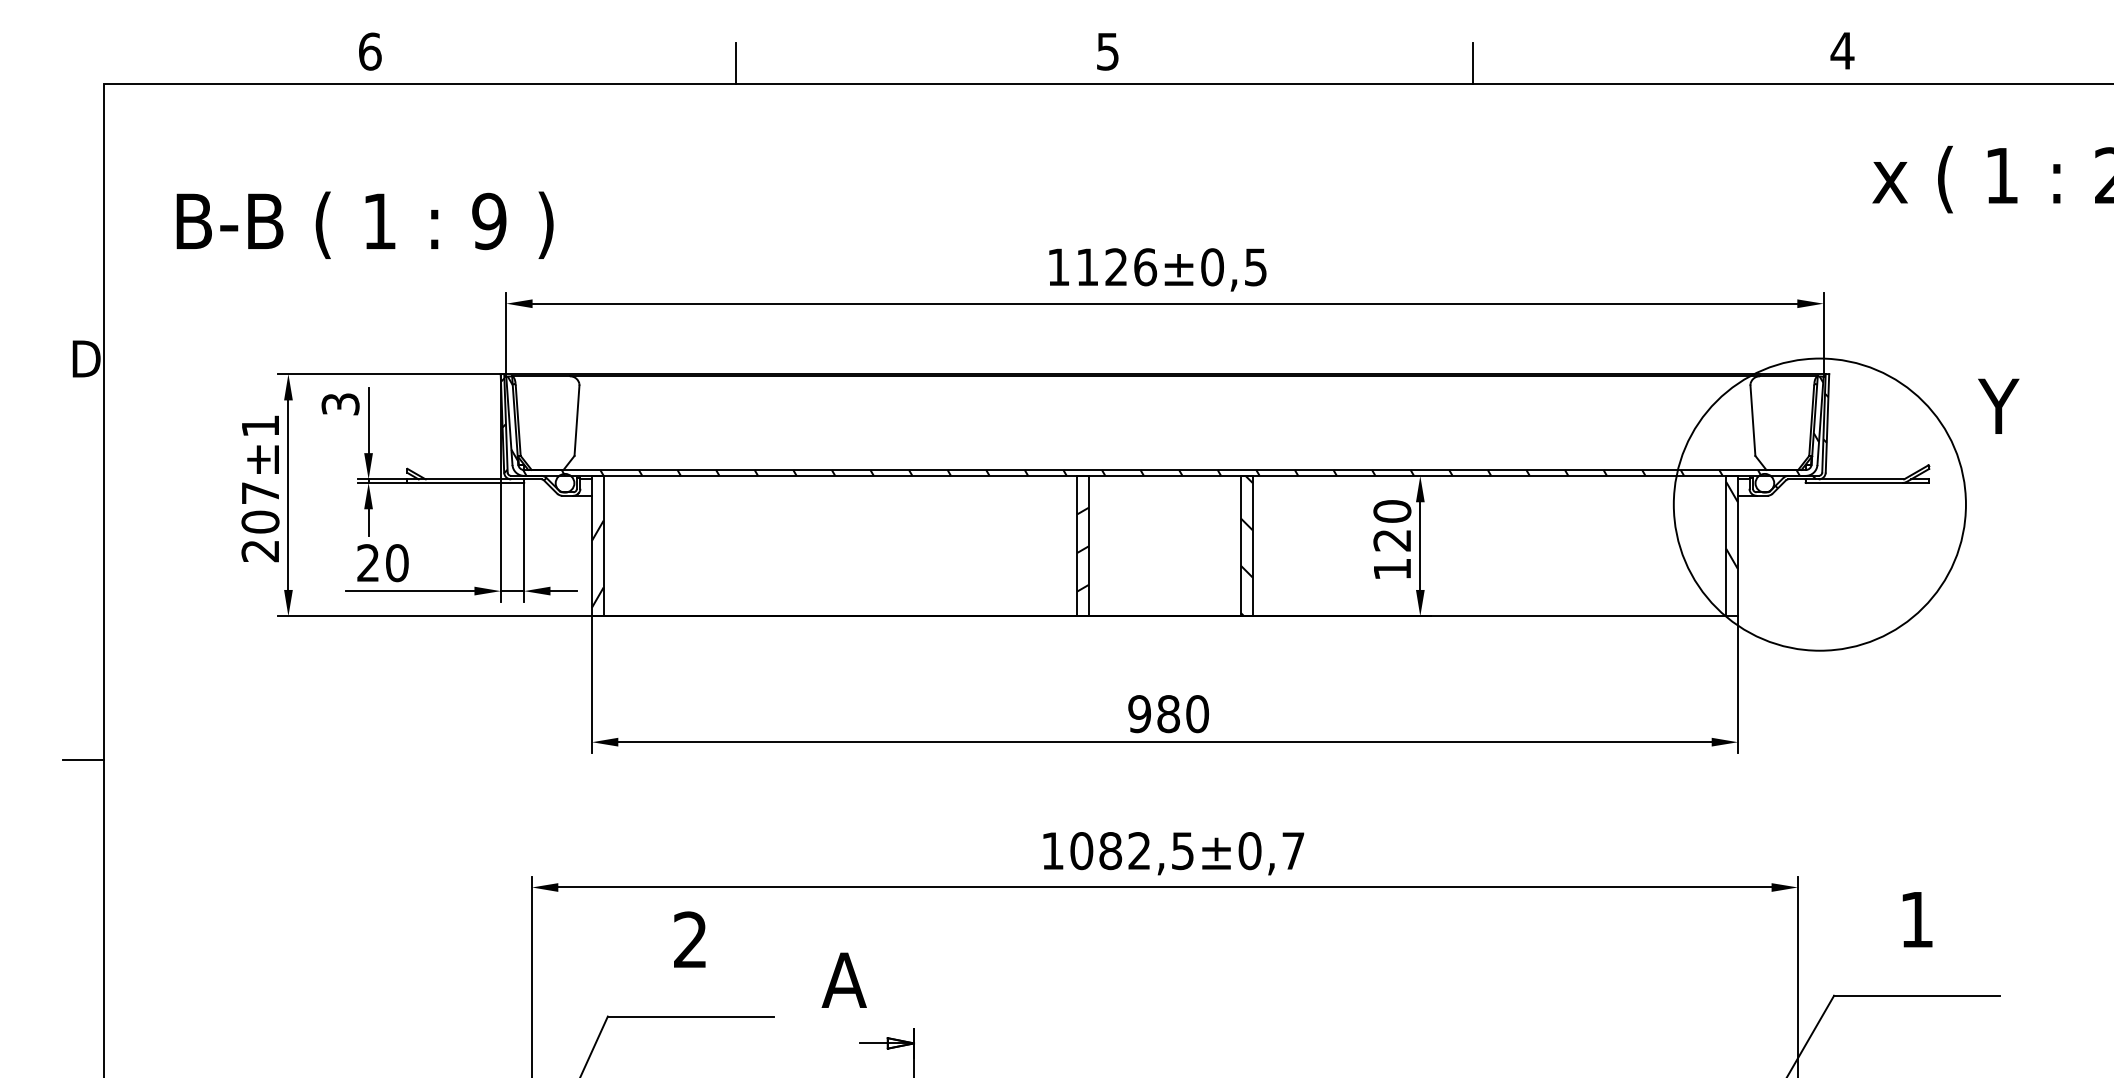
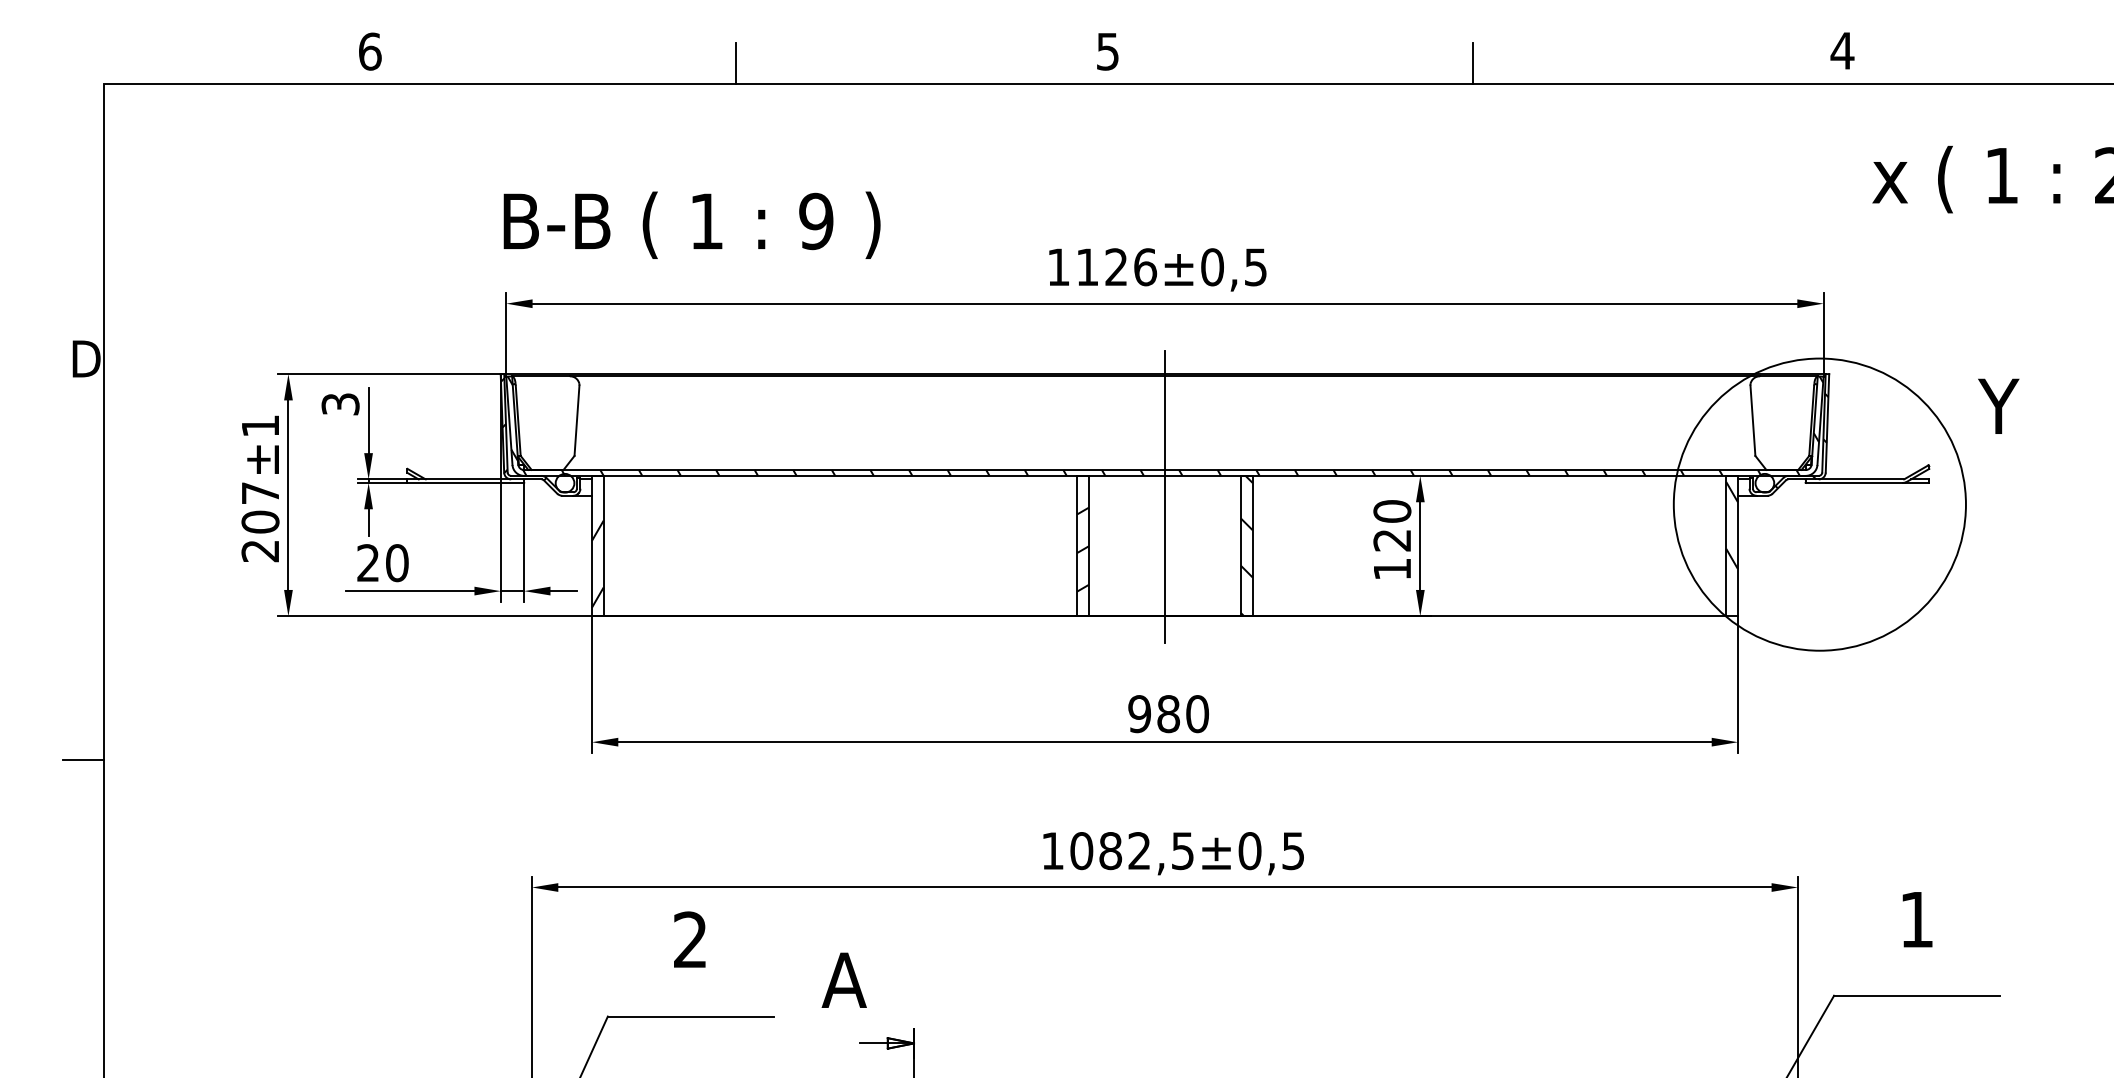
text position: (364, 224) -> (691, 224) (691, 224)
line: none -> present (1164, 496)
text: ±0,7 -> ±0,5 (1293, 851)
